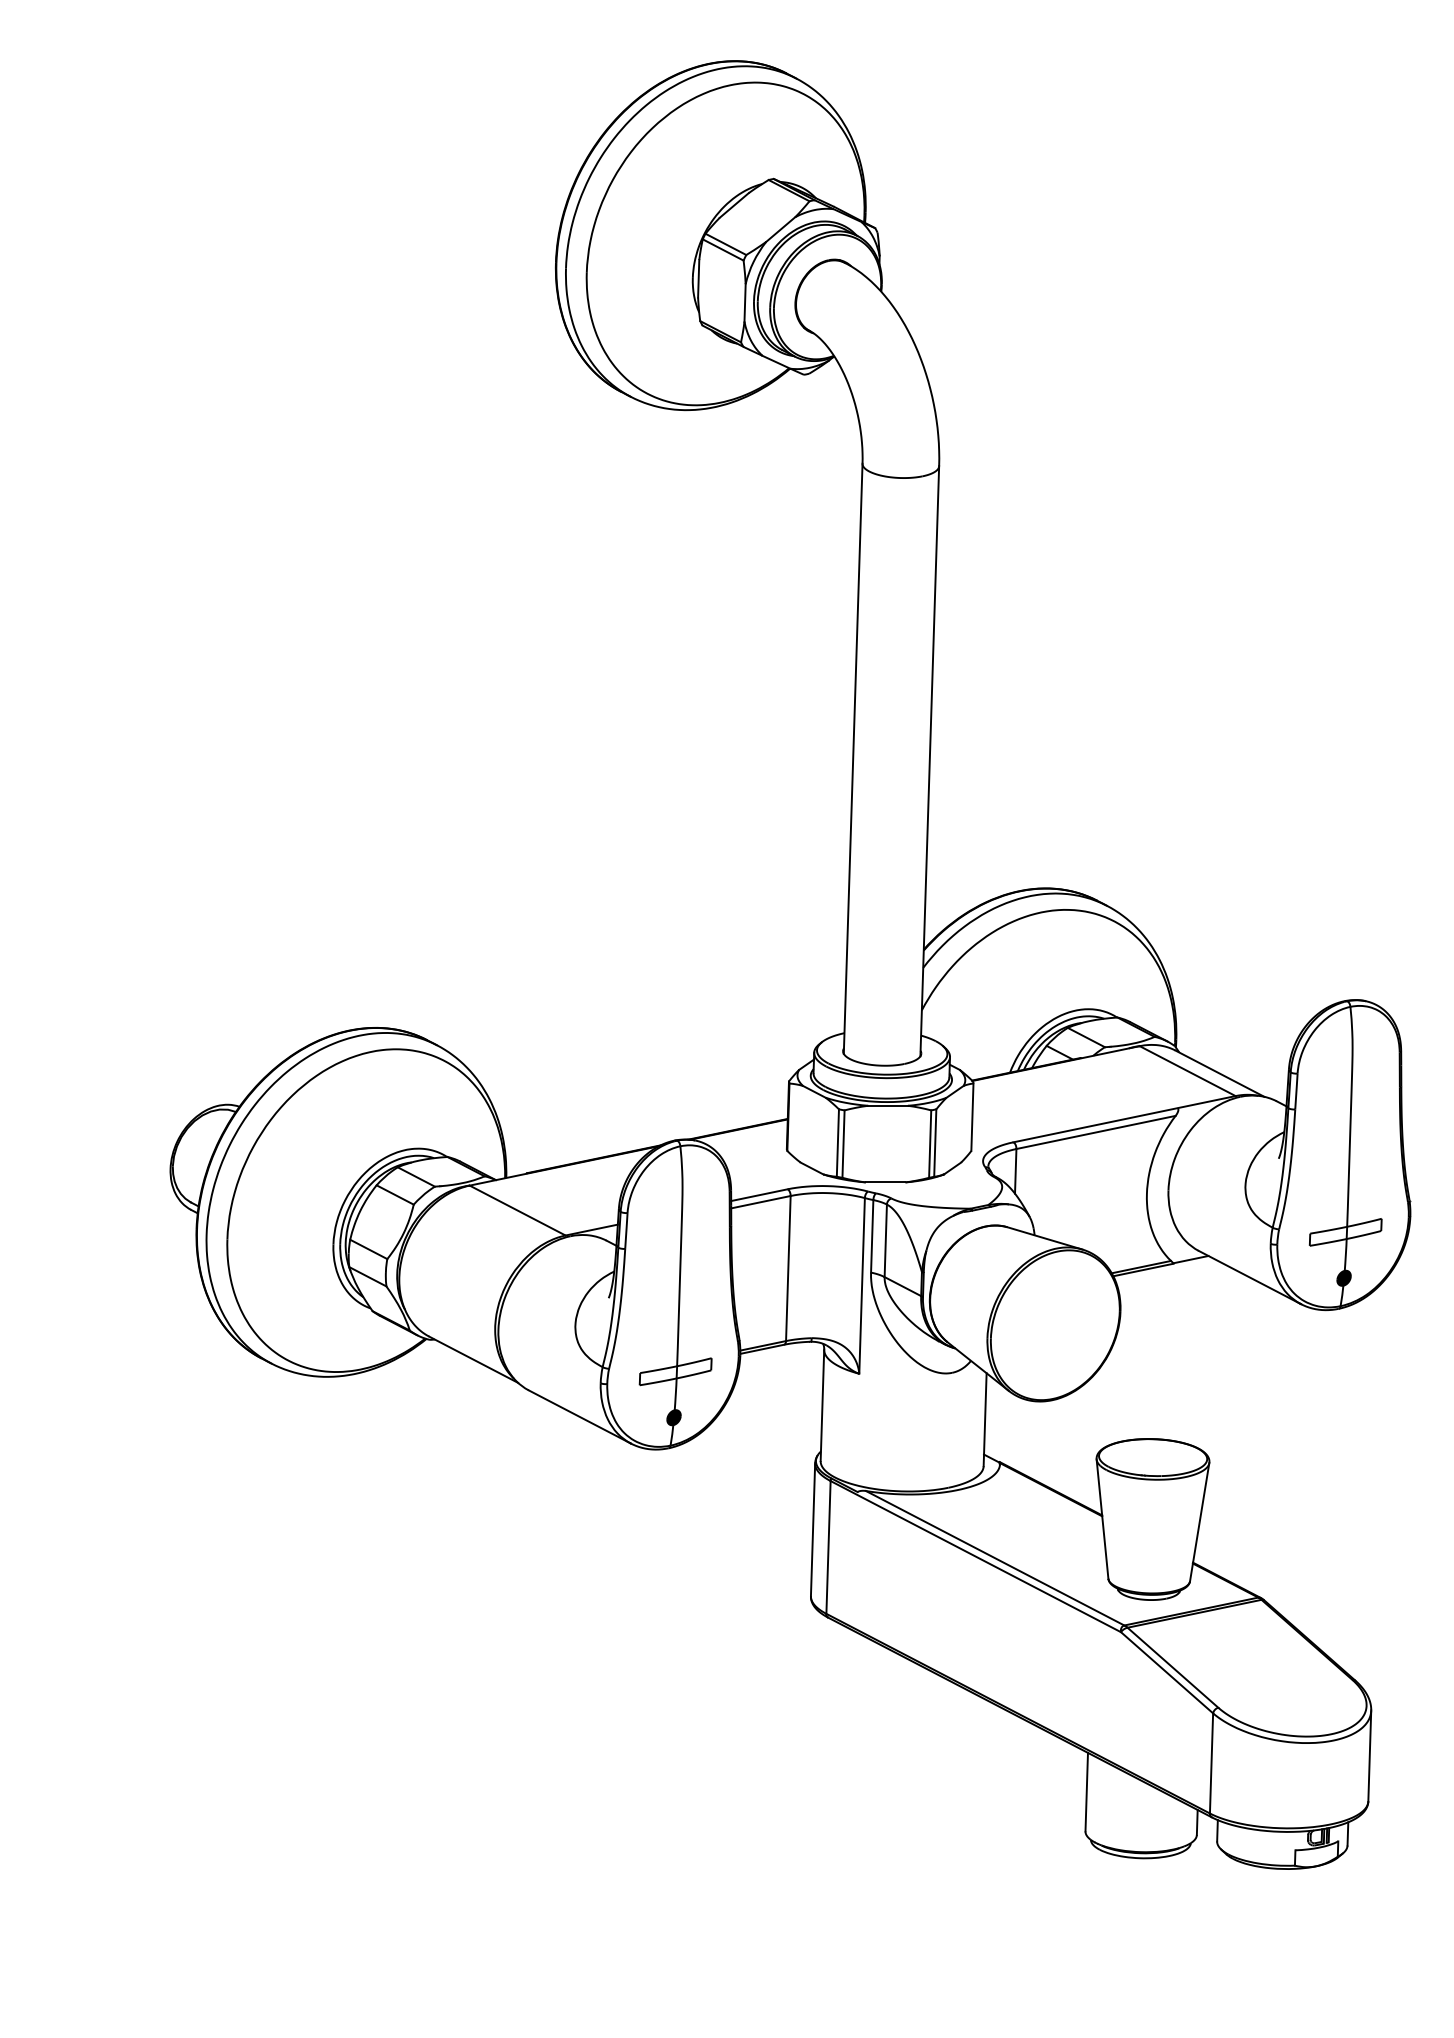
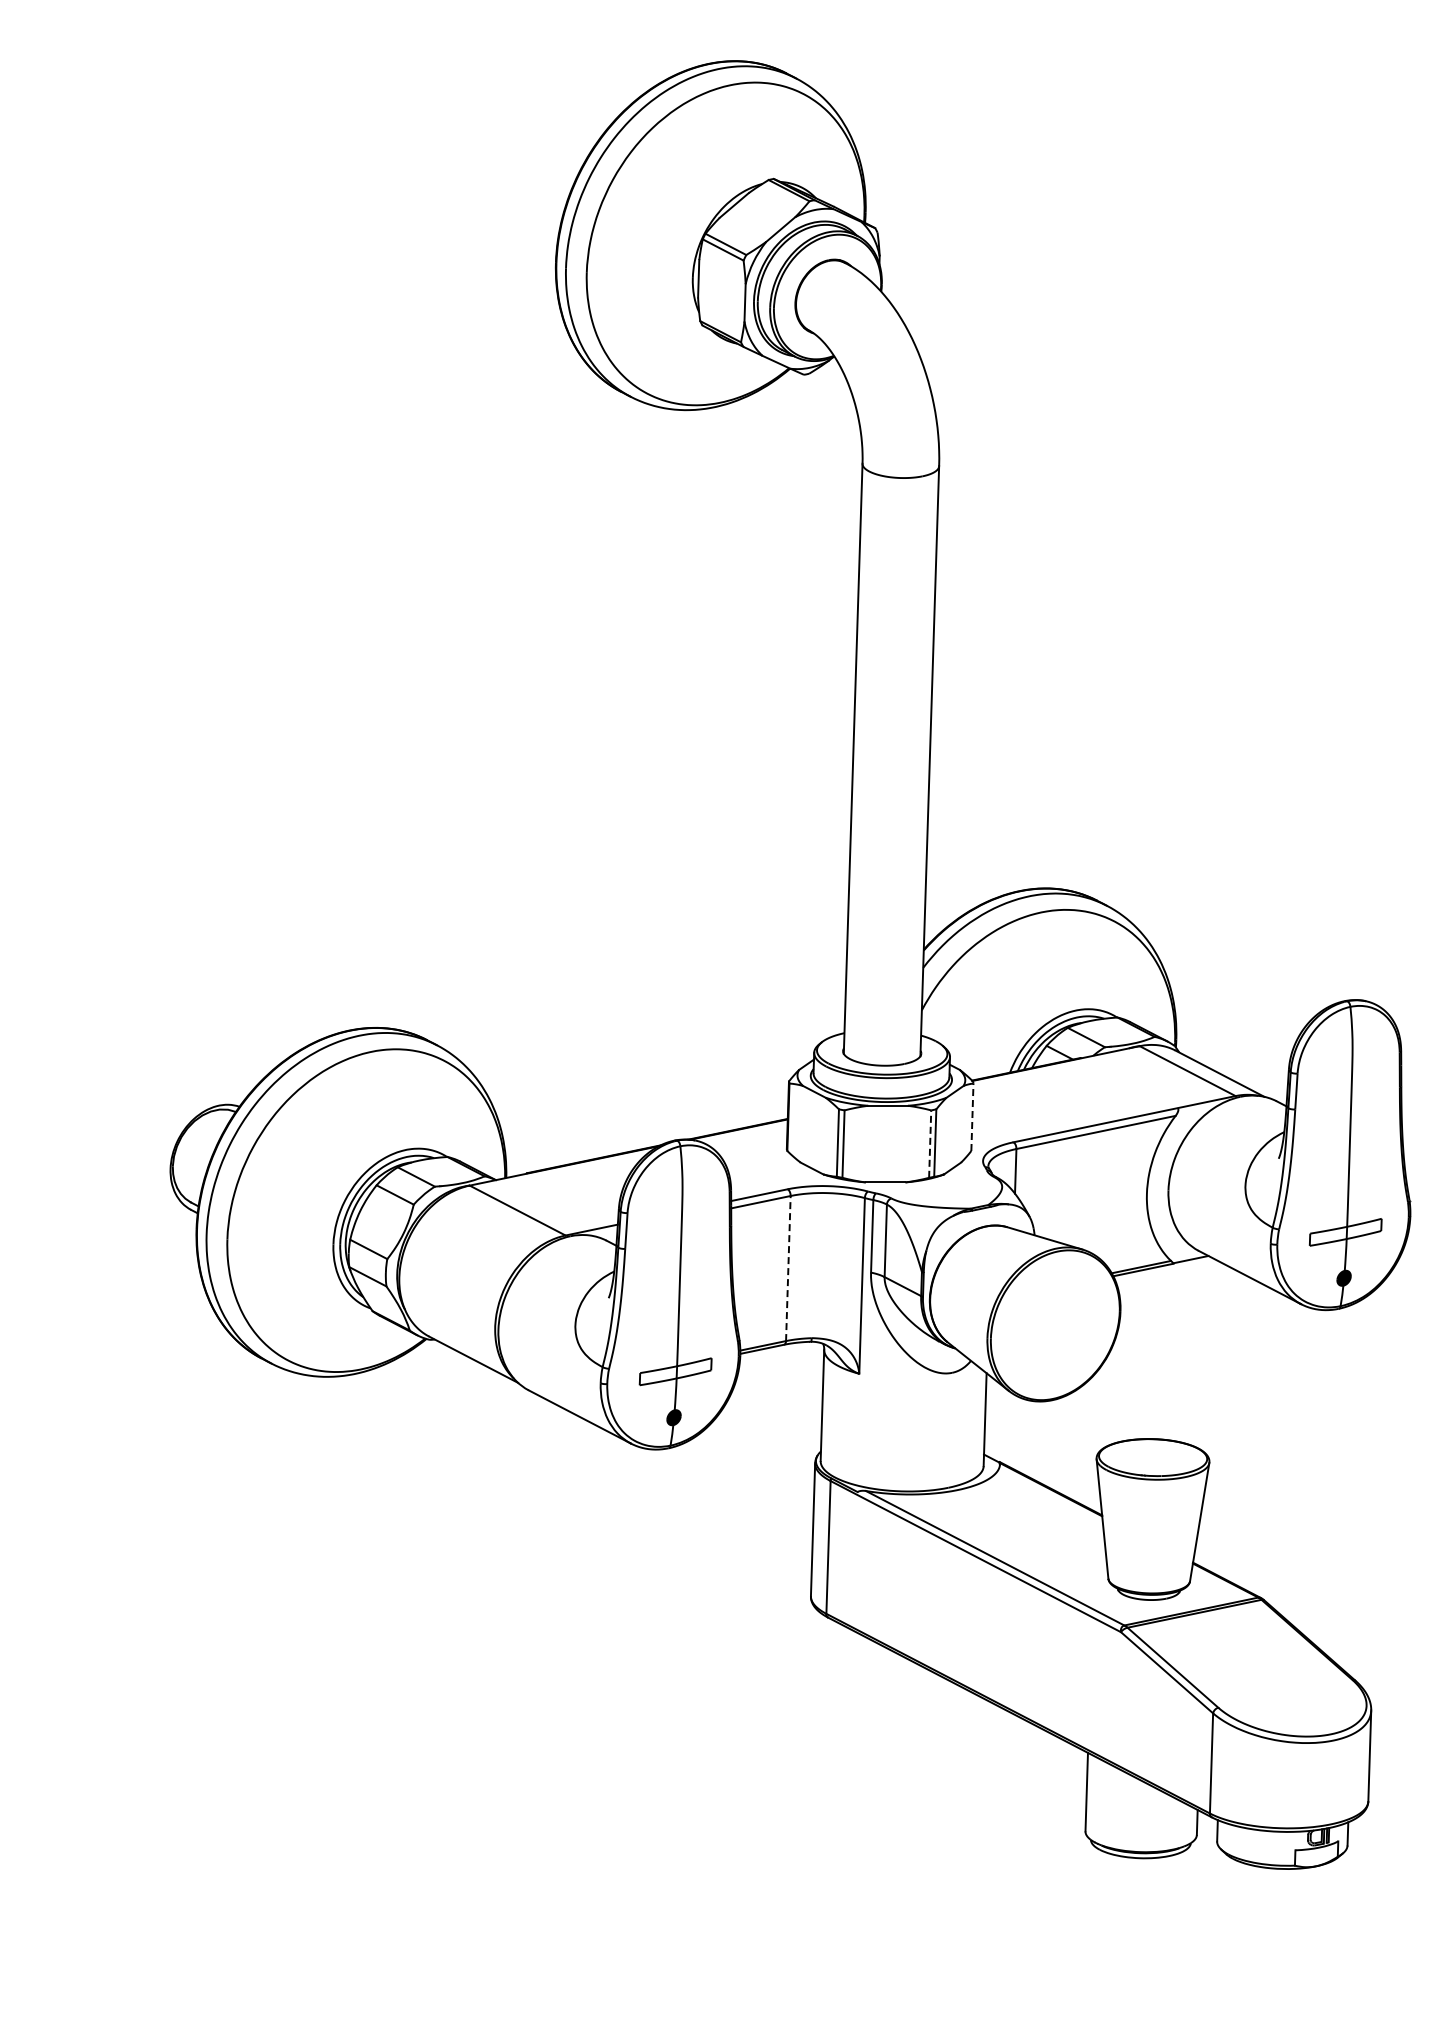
line: solid -> dashed (972, 1117)
line: solid -> dashed (930, 1144)
line: solid -> dashed (788, 1268)
